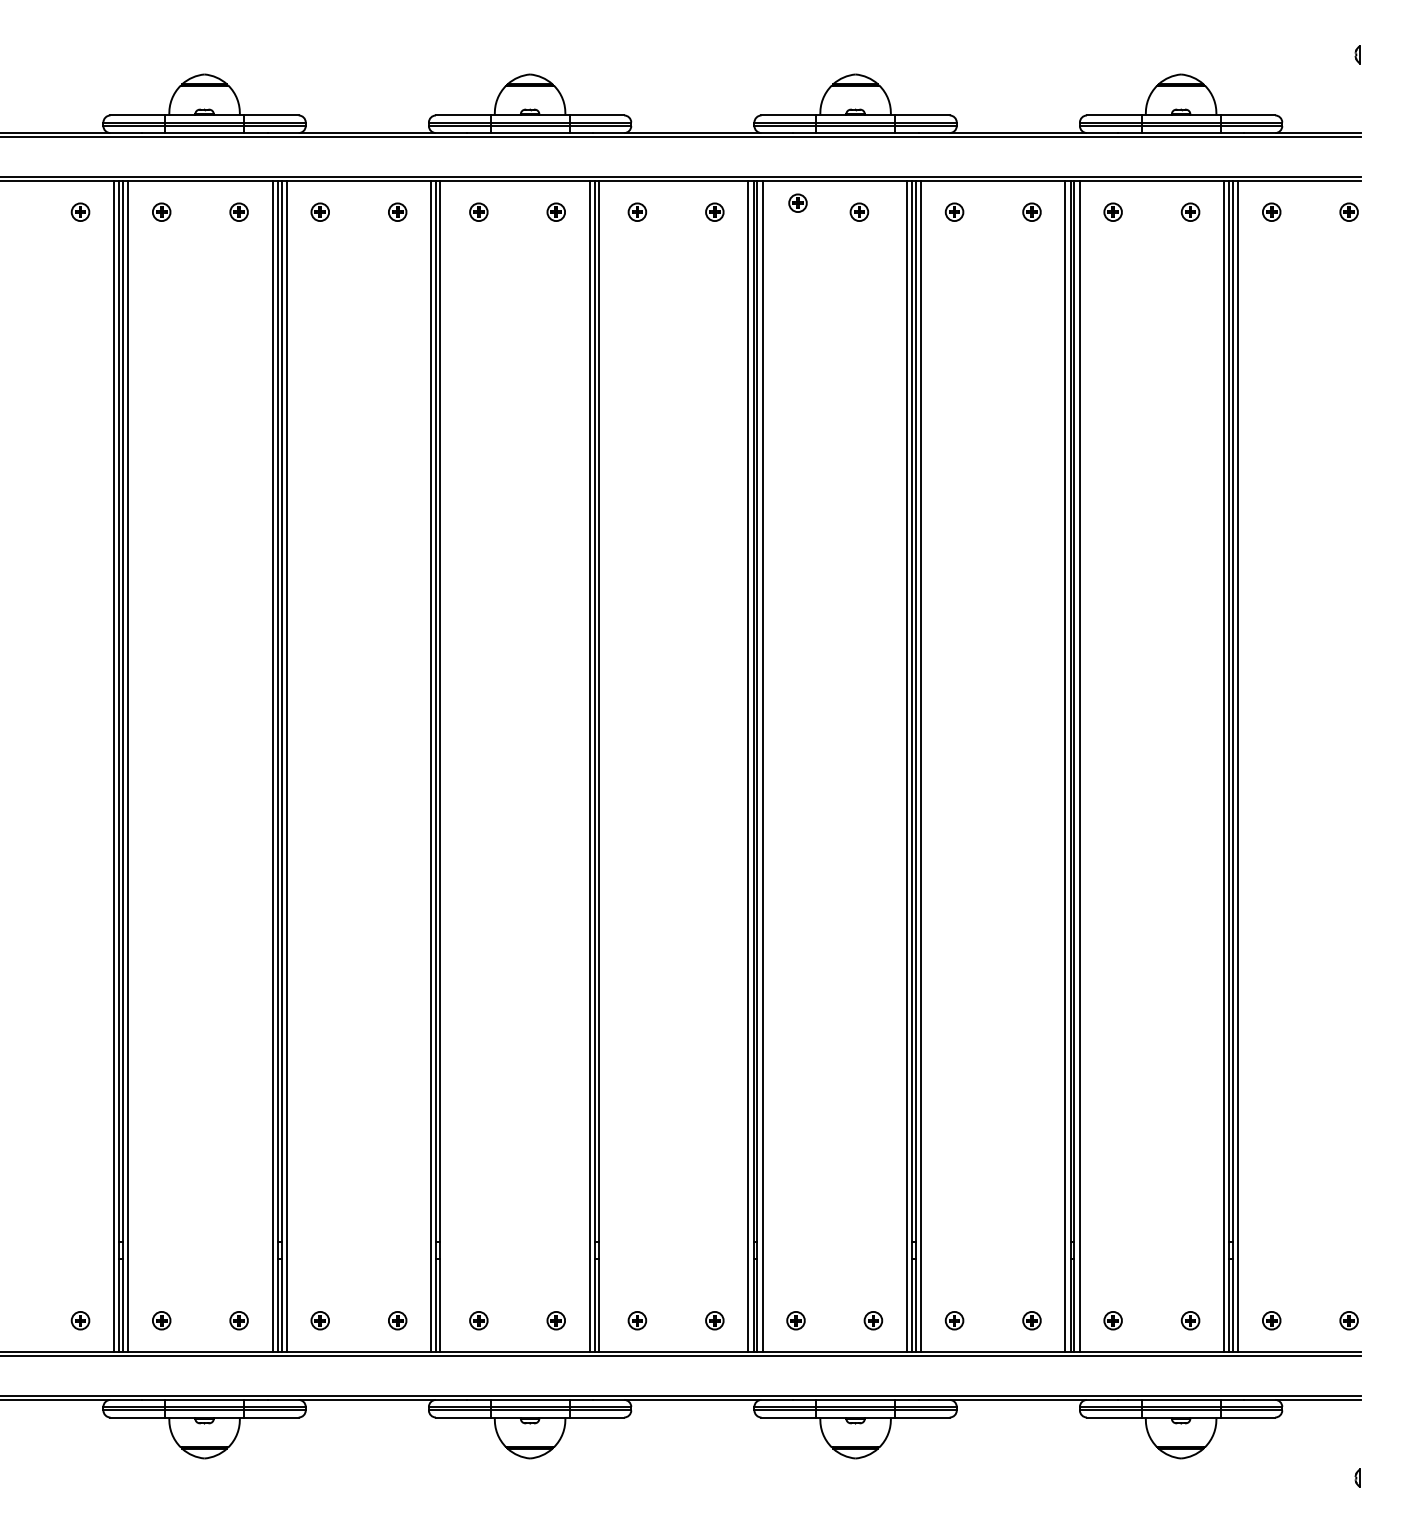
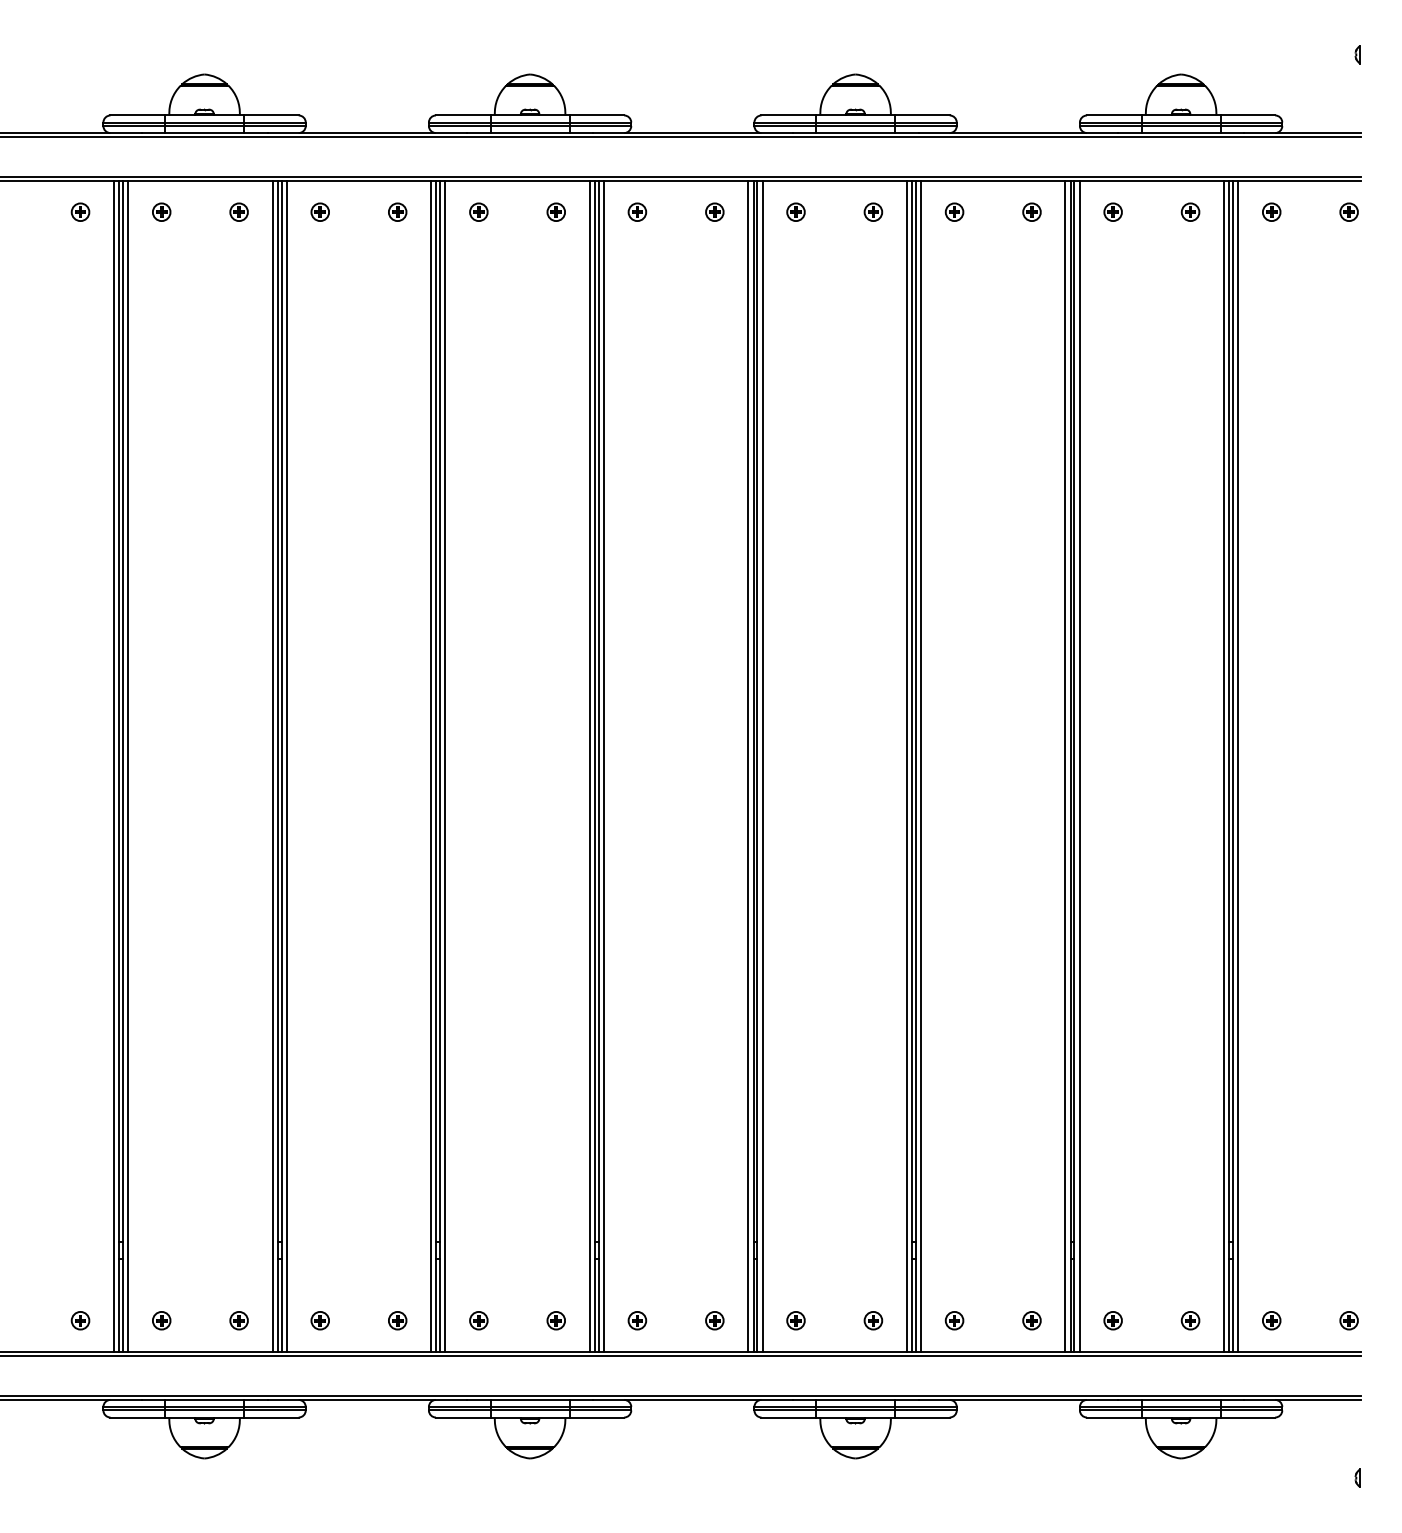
part position: (797, 202) -> (795, 211) (795, 211)
part position: (859, 211) -> (873, 211) (873, 211)
line: none -> present (445, 766)
line: none -> present (604, 766)
